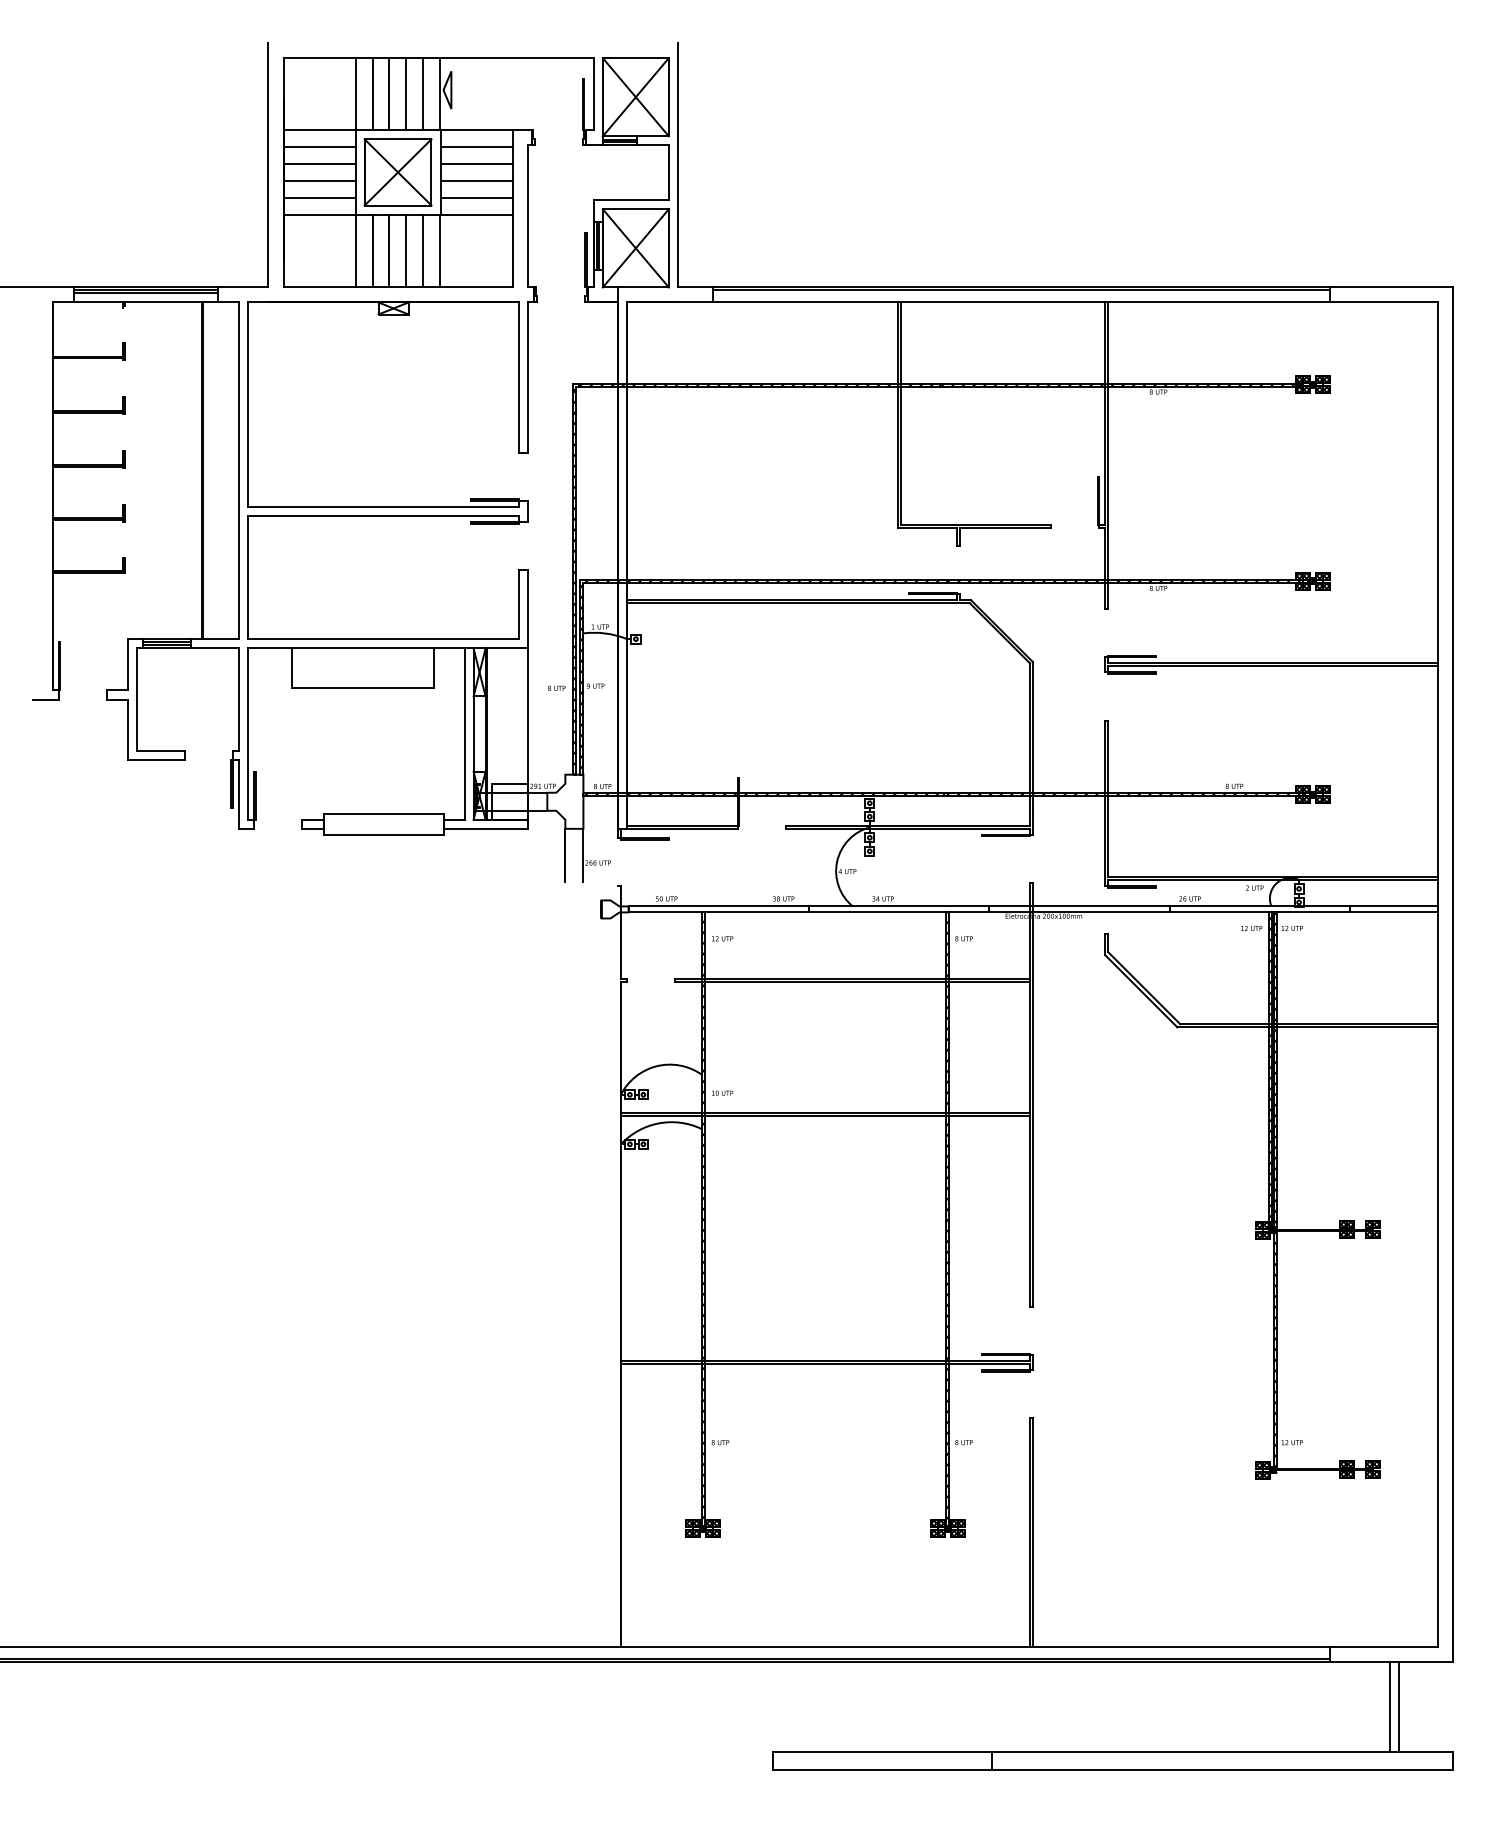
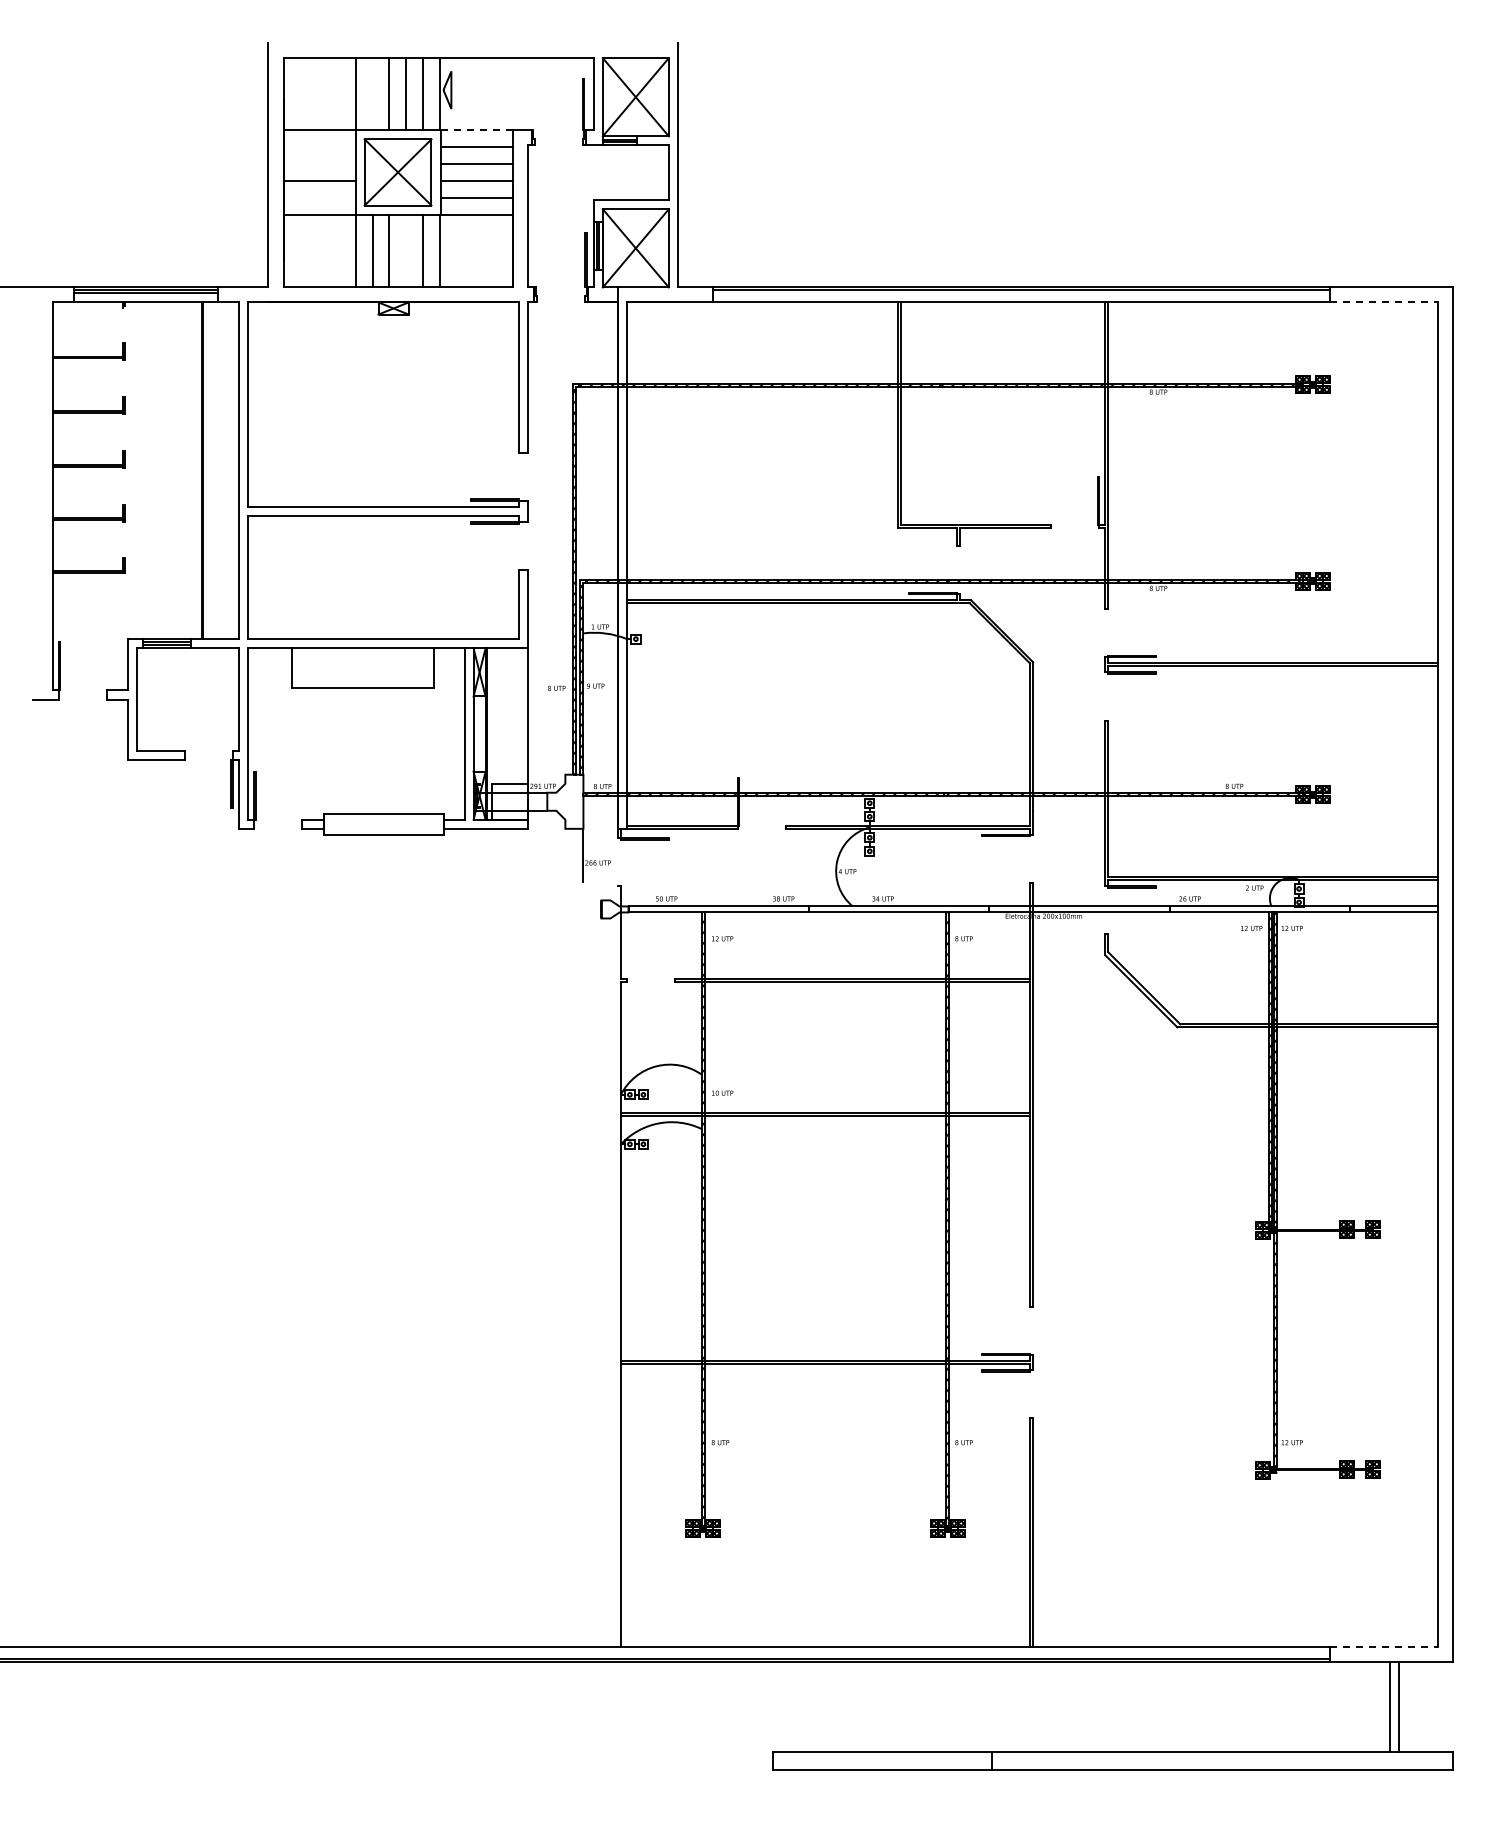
line: present -> none (372, 94)
line: solid -> dashed (476, 130)
line: present -> none (319, 147)
line: present -> none (319, 164)
line: present -> none (319, 197)
line: present -> none (406, 250)
line: solid -> dashed (1384, 302)
line: present -> none (565, 855)
line: solid -> dashed (1384, 1646)
